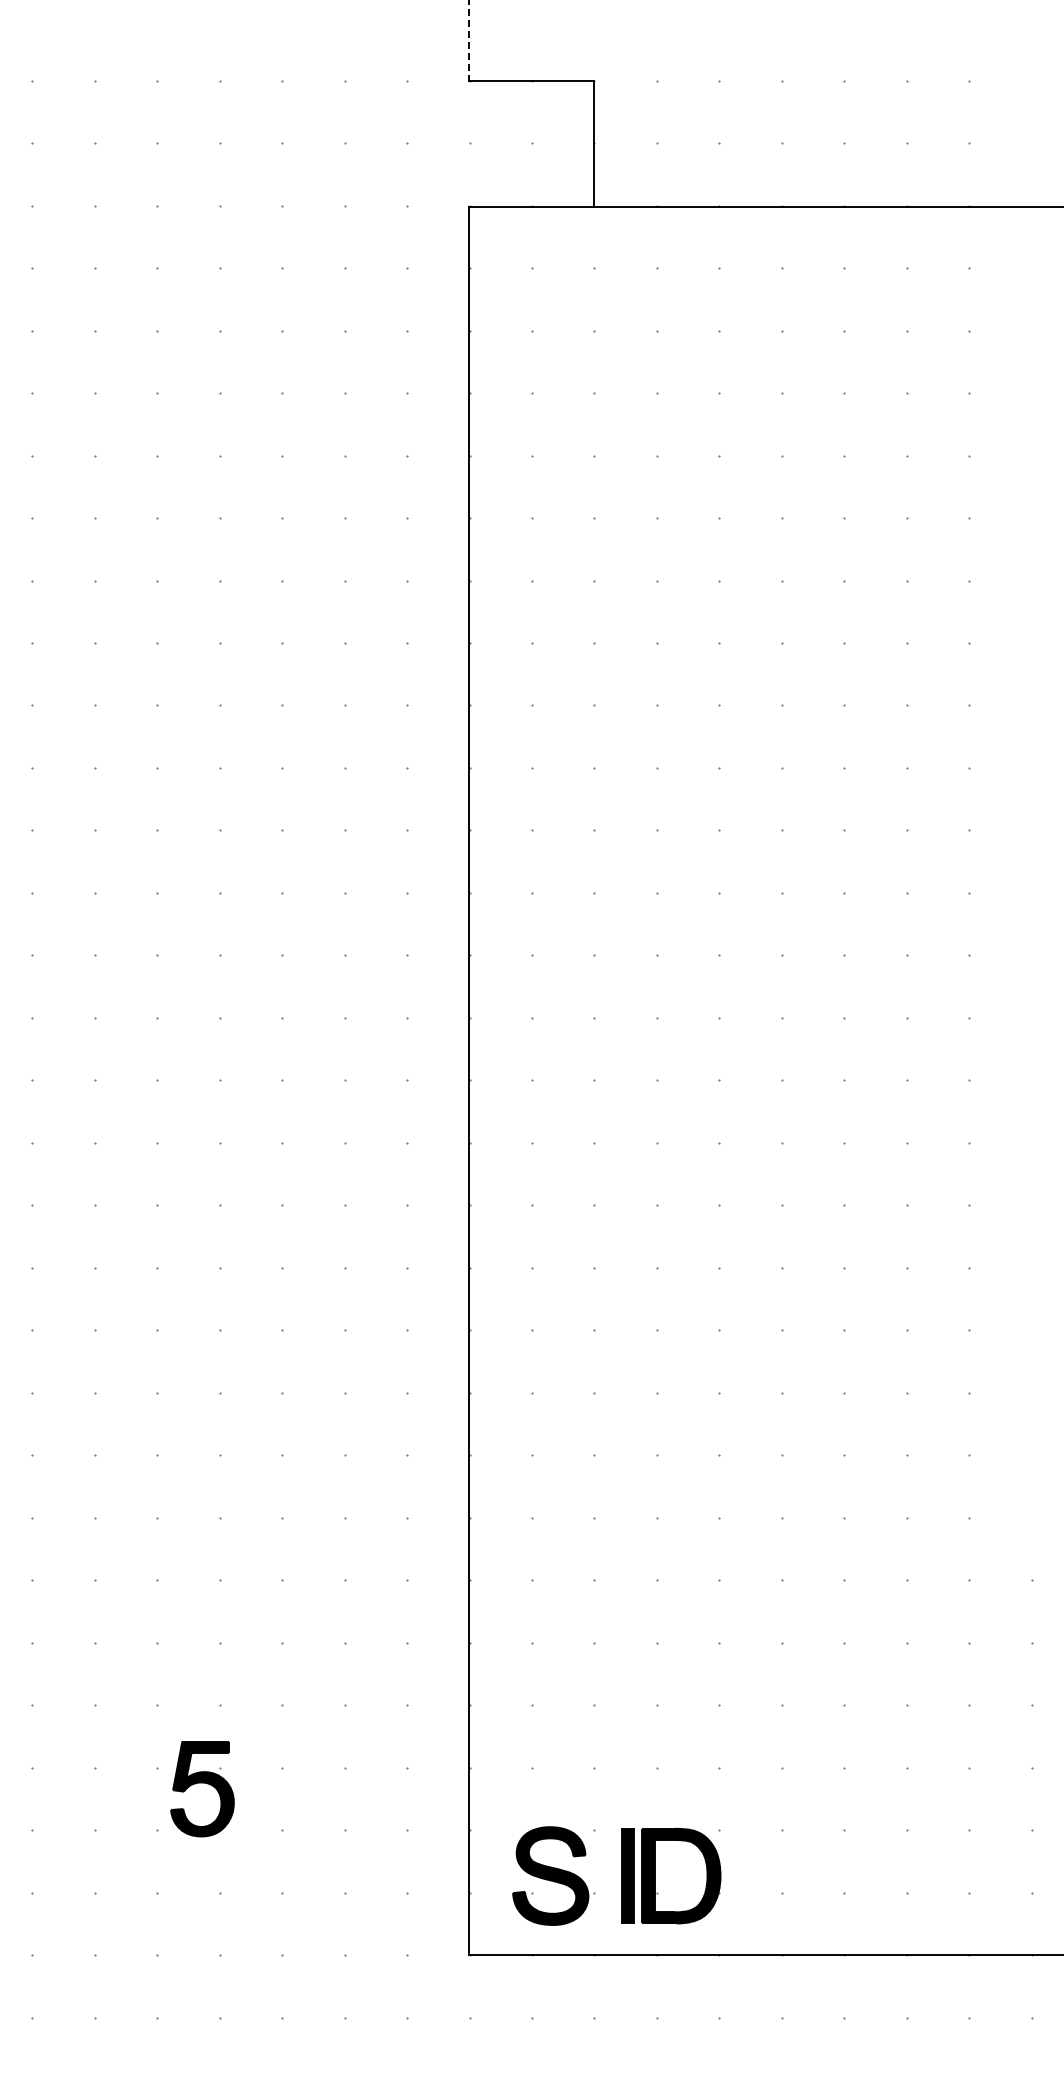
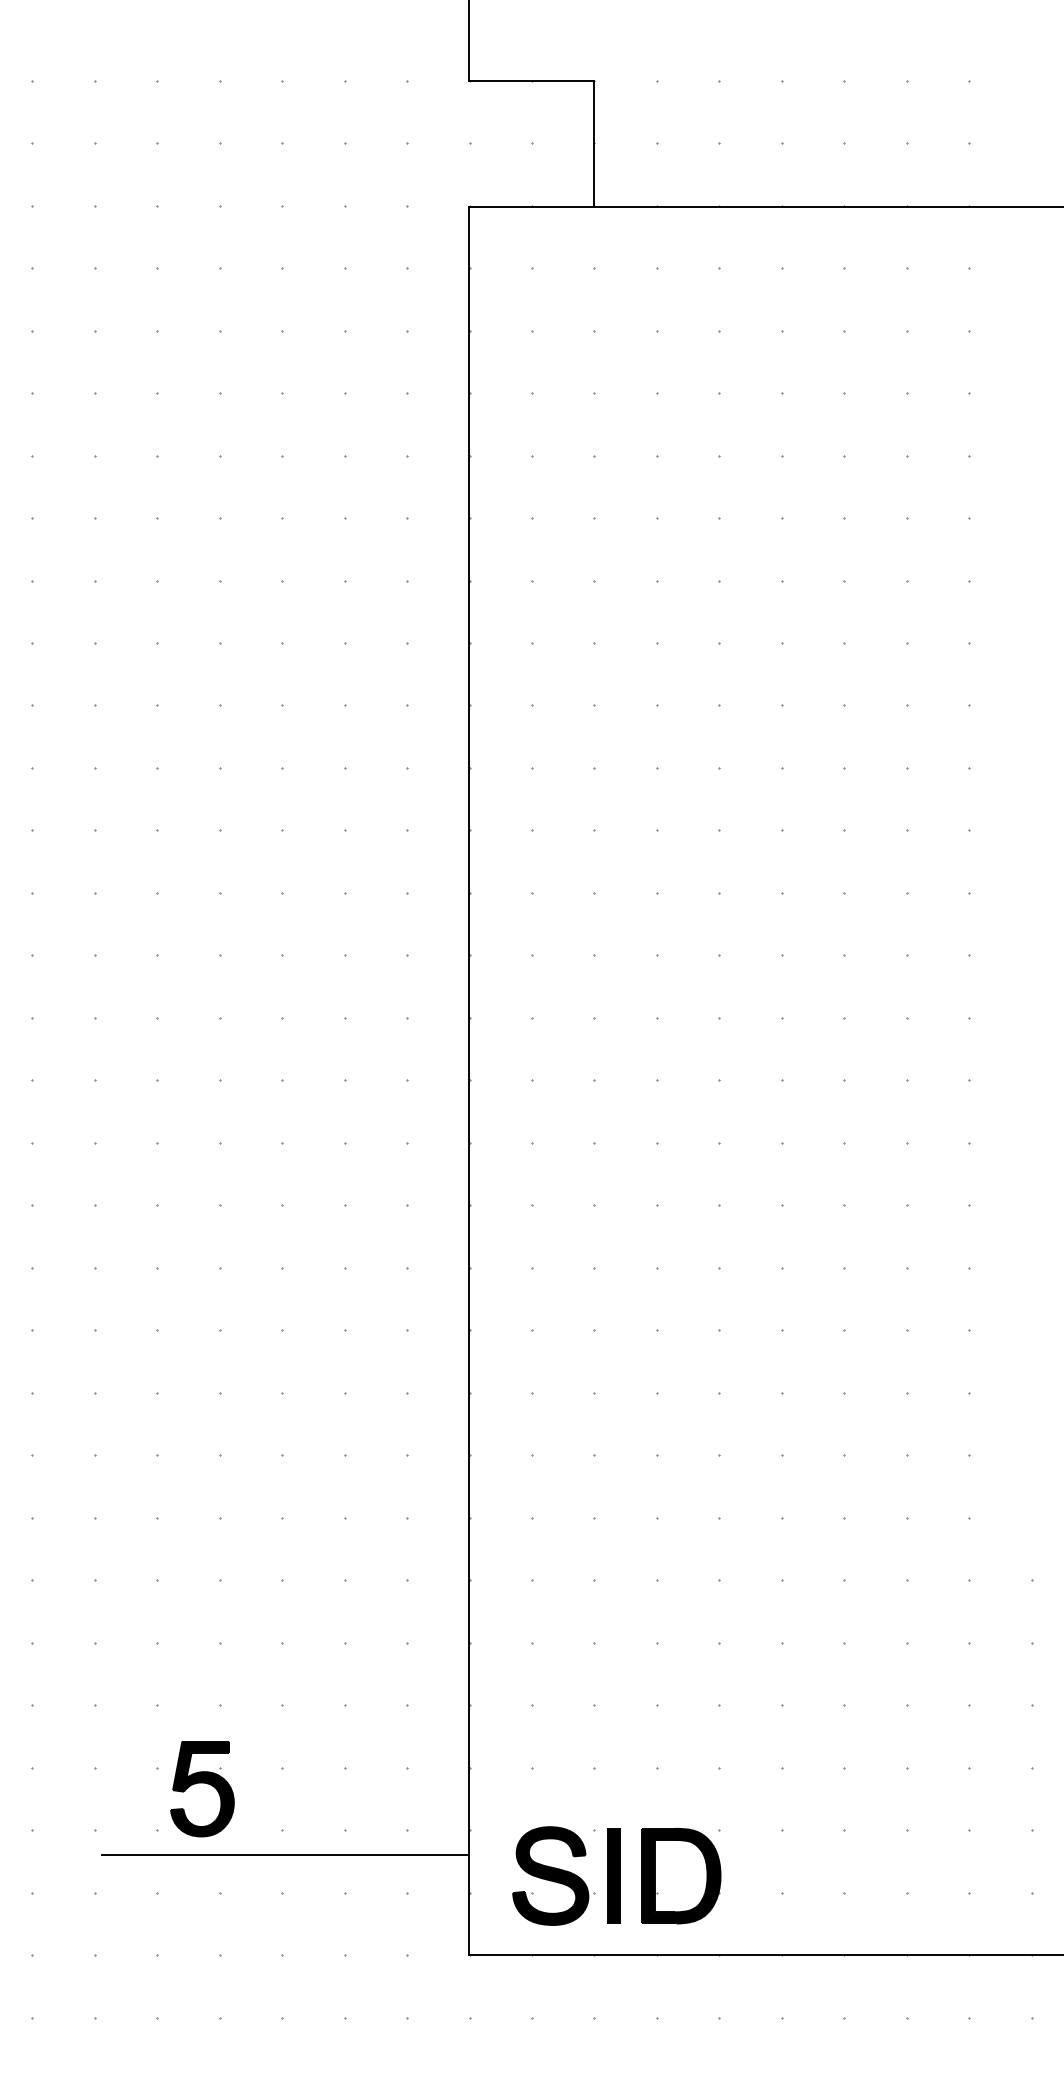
line: dashed -> solid (469, 40)
line: none -> present (285, 1855)
part position: (627, 1875) -> (613, 1875) (613, 1875)
